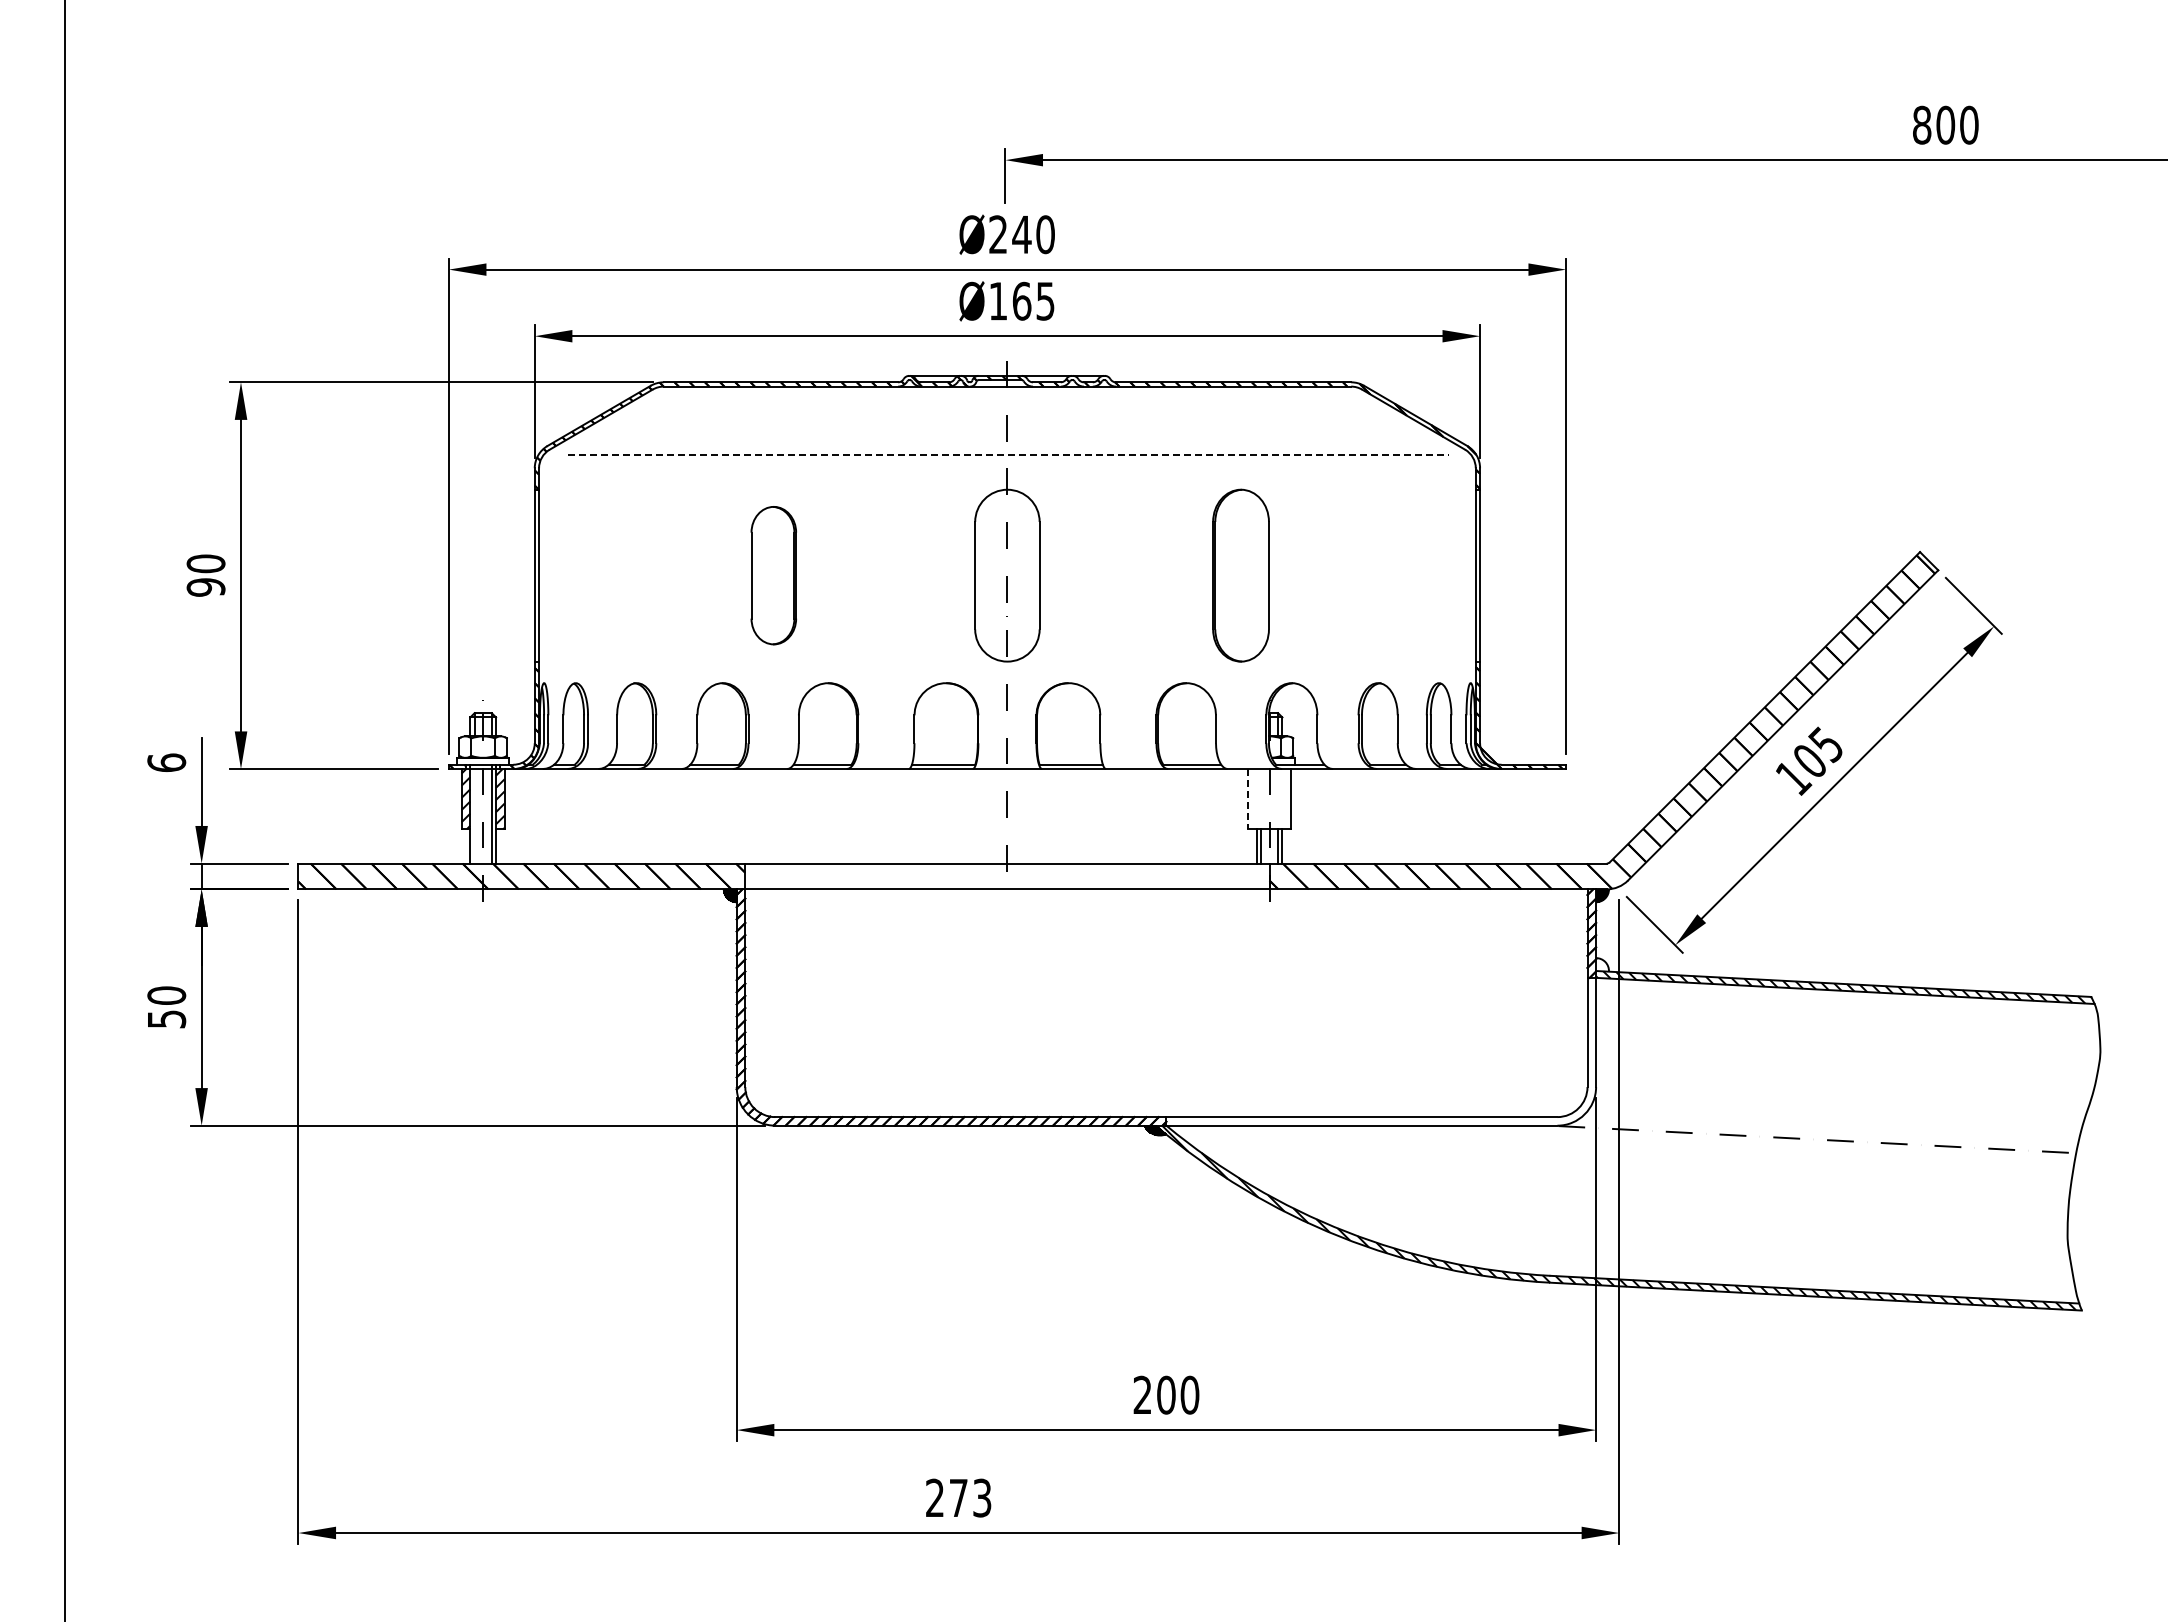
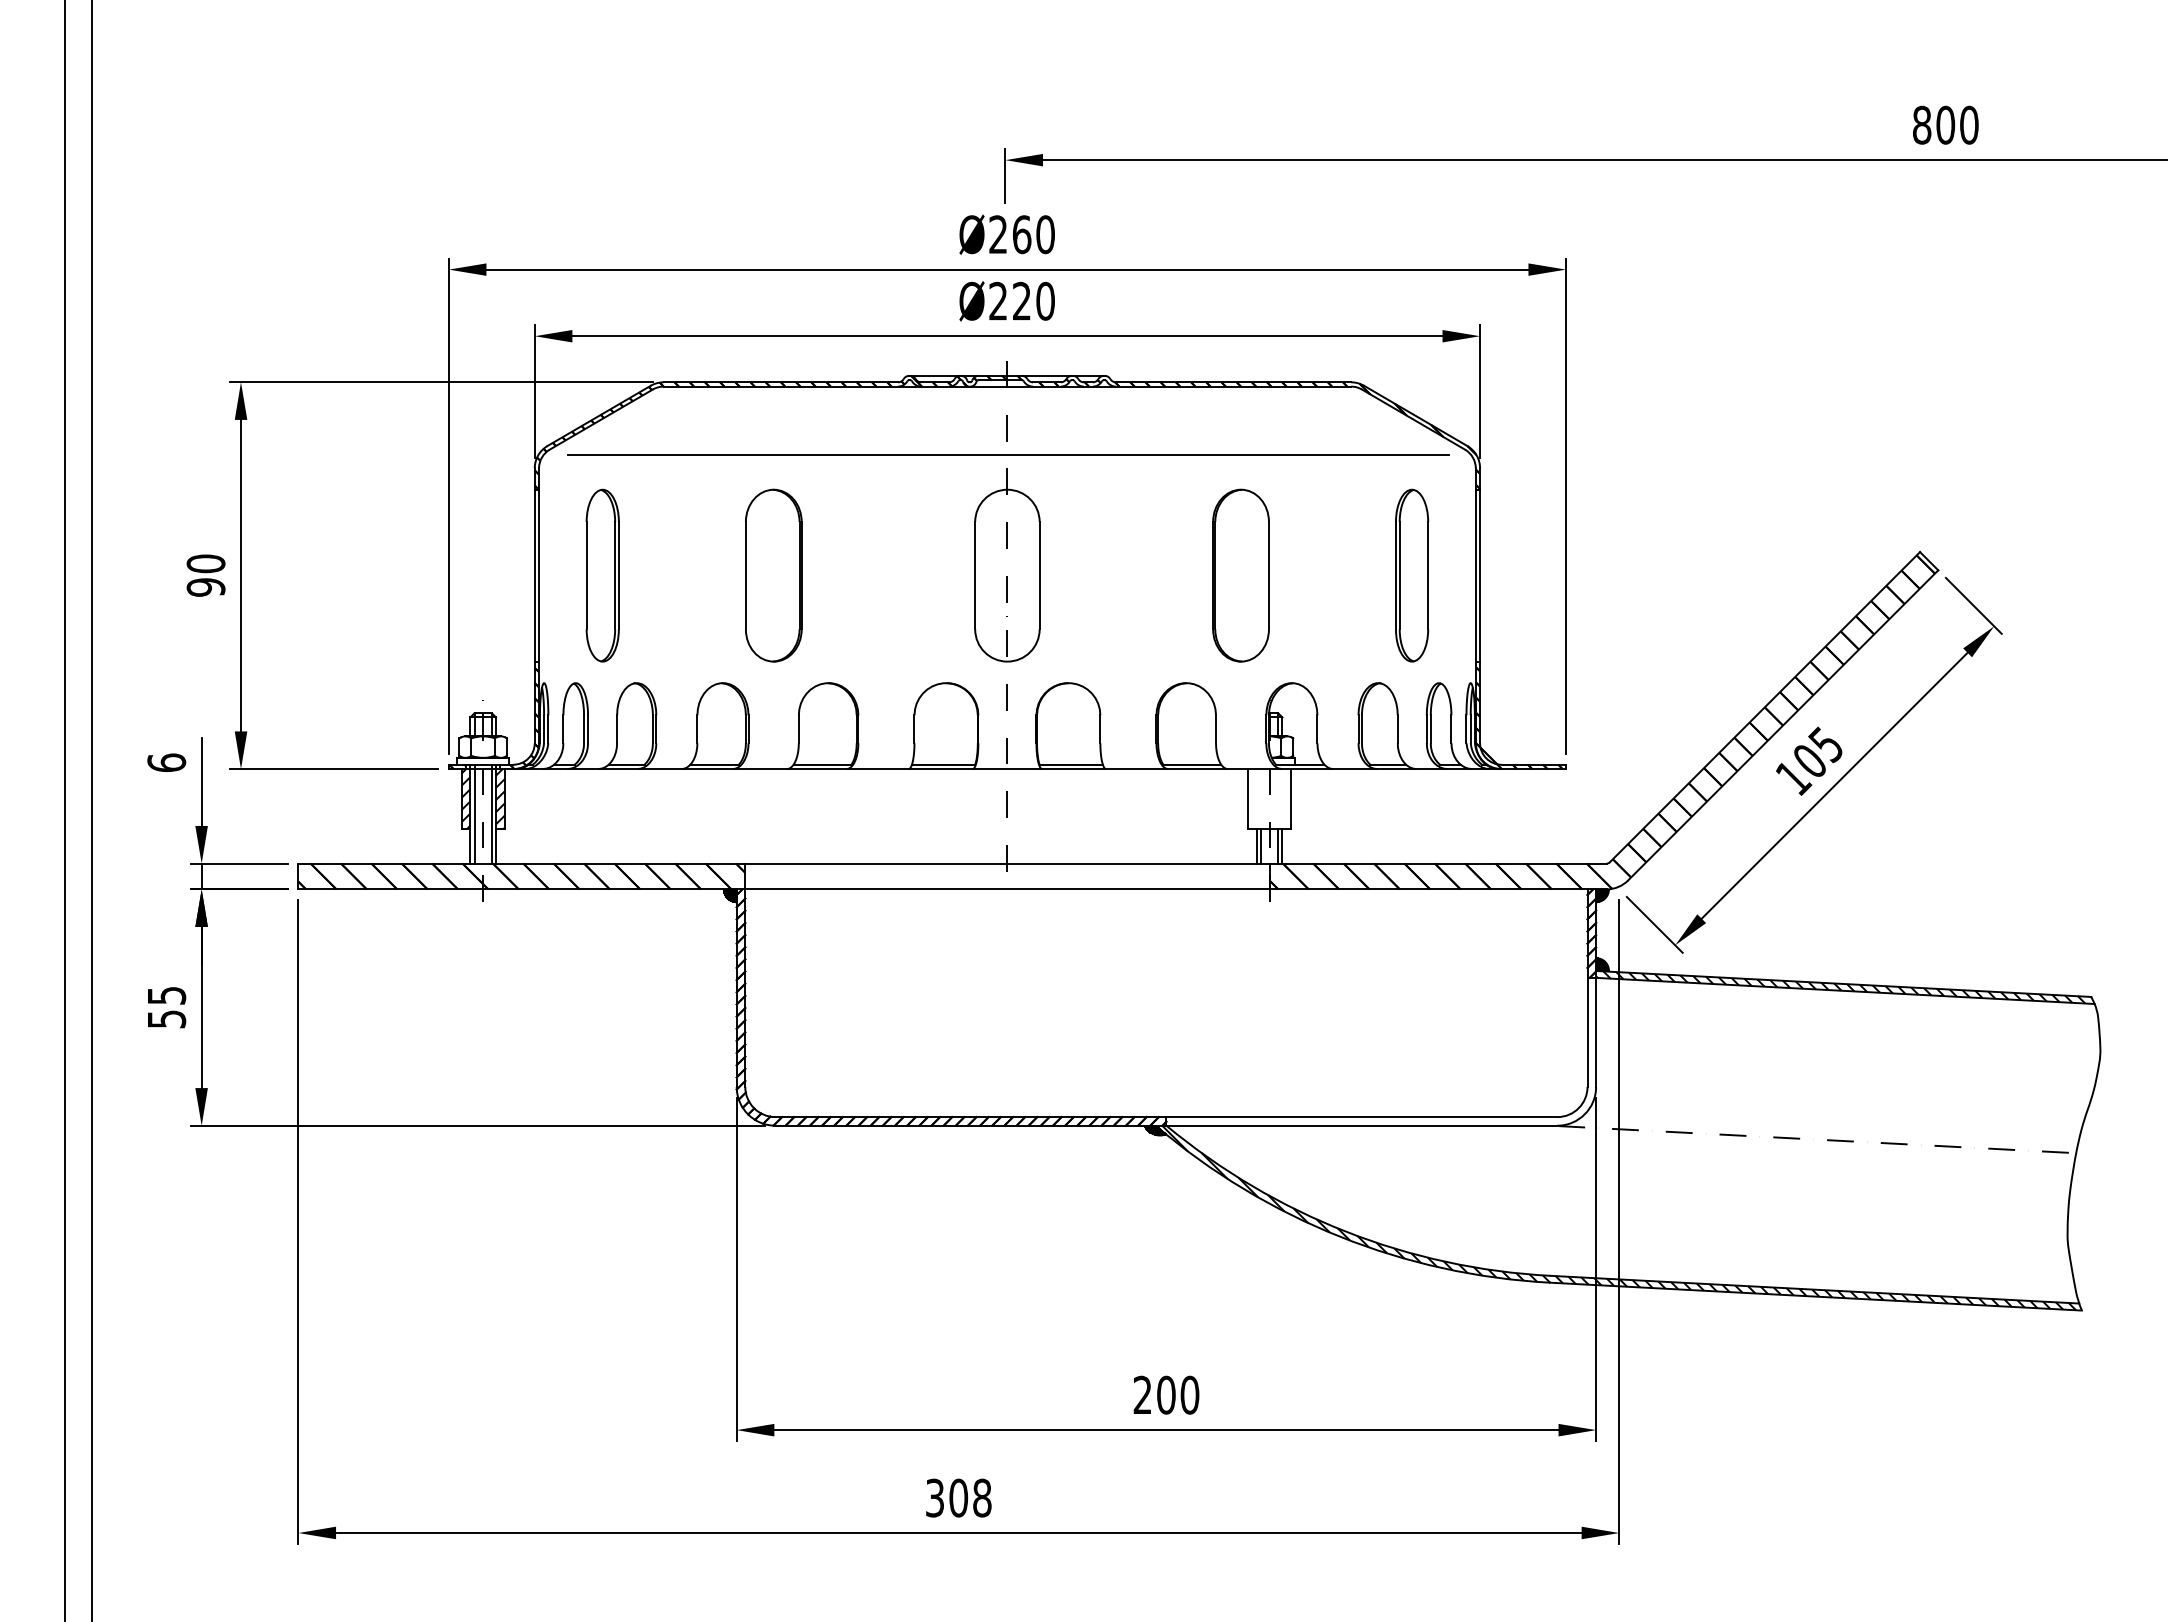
text: Ø240 -> Ø260 (1021, 234)
text: Ø165 -> Ø220 (1021, 300)
line: dashed -> solid (1008, 455)
part: none -> present (602, 575)
part size: 47x140 px -> 58x175 px (773, 575)
part: none -> present (1412, 575)
line: dashed -> solid (1248, 799)
line: none -> present (91, 810)
line: none -> present (474, 813)
hatch: none -> present (1602, 964)
text: 50 -> 55 (166, 995)
text: 273 -> 308 (958, 1497)
